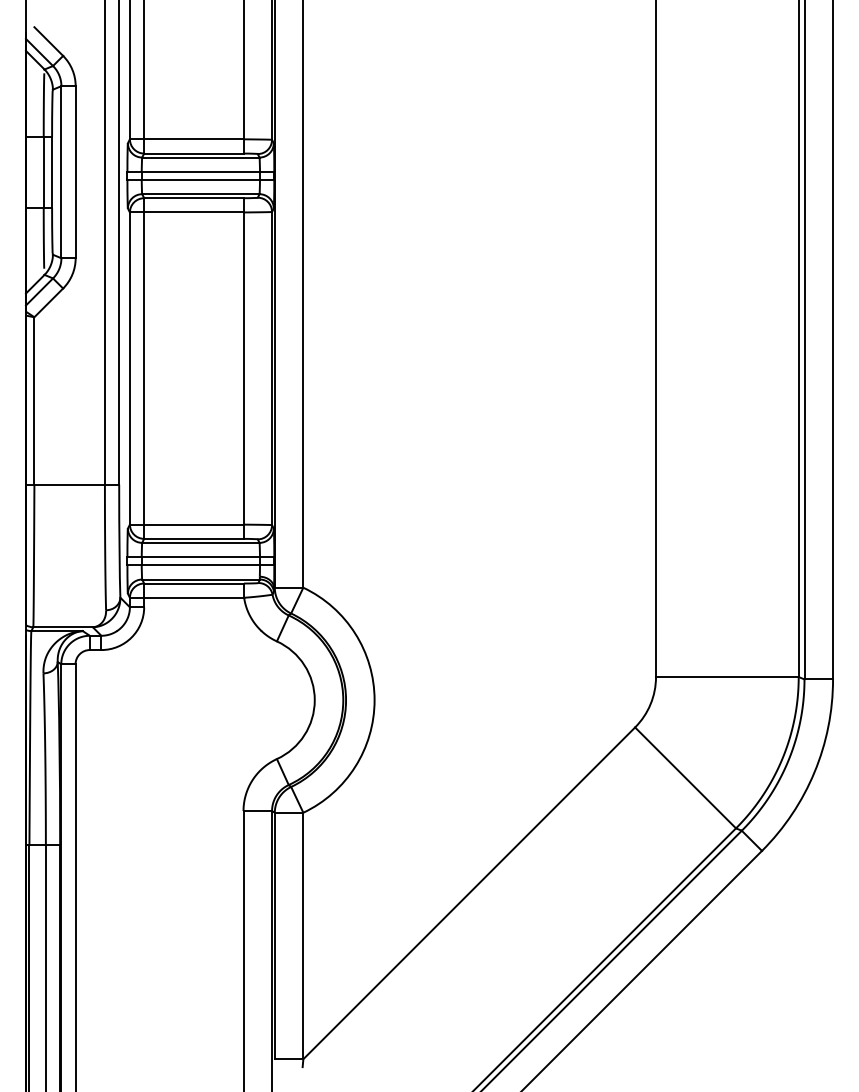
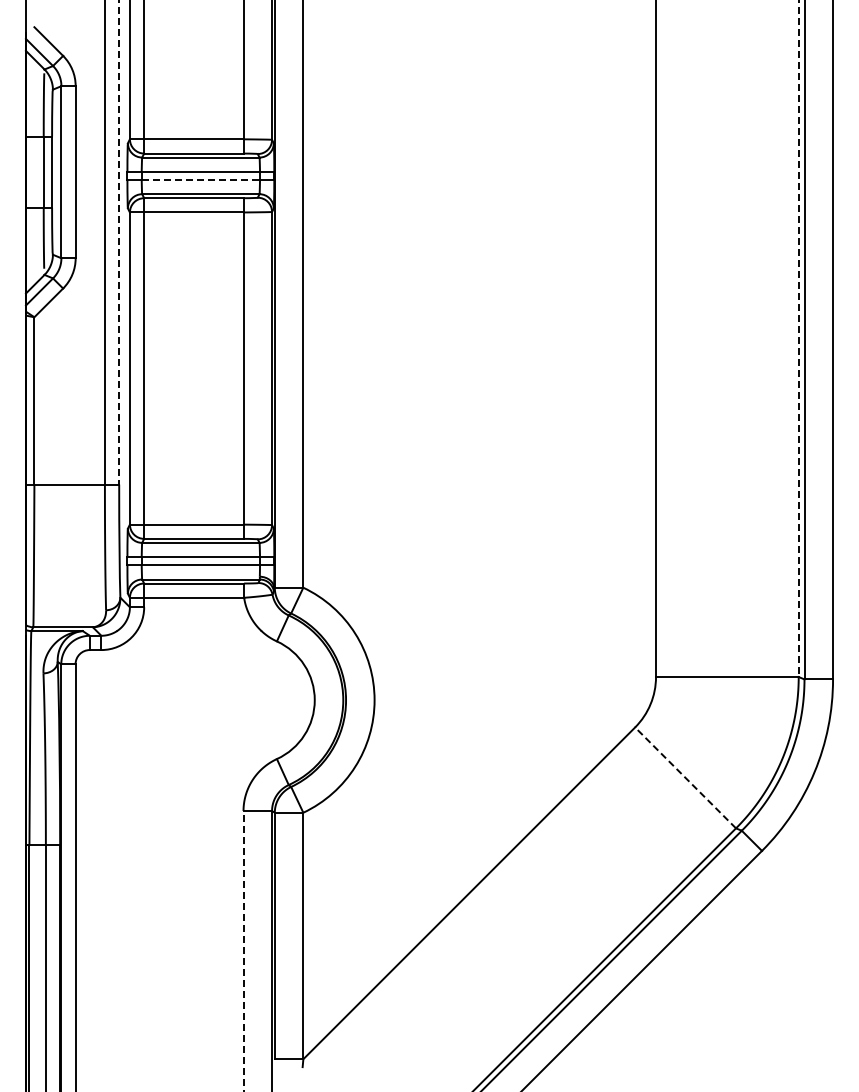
line: solid -> dashed (201, 179)
line: solid -> dashed (119, 242)
line: solid -> dashed (798, 339)
line: solid -> dashed (685, 777)
line: solid -> dashed (243, 951)
